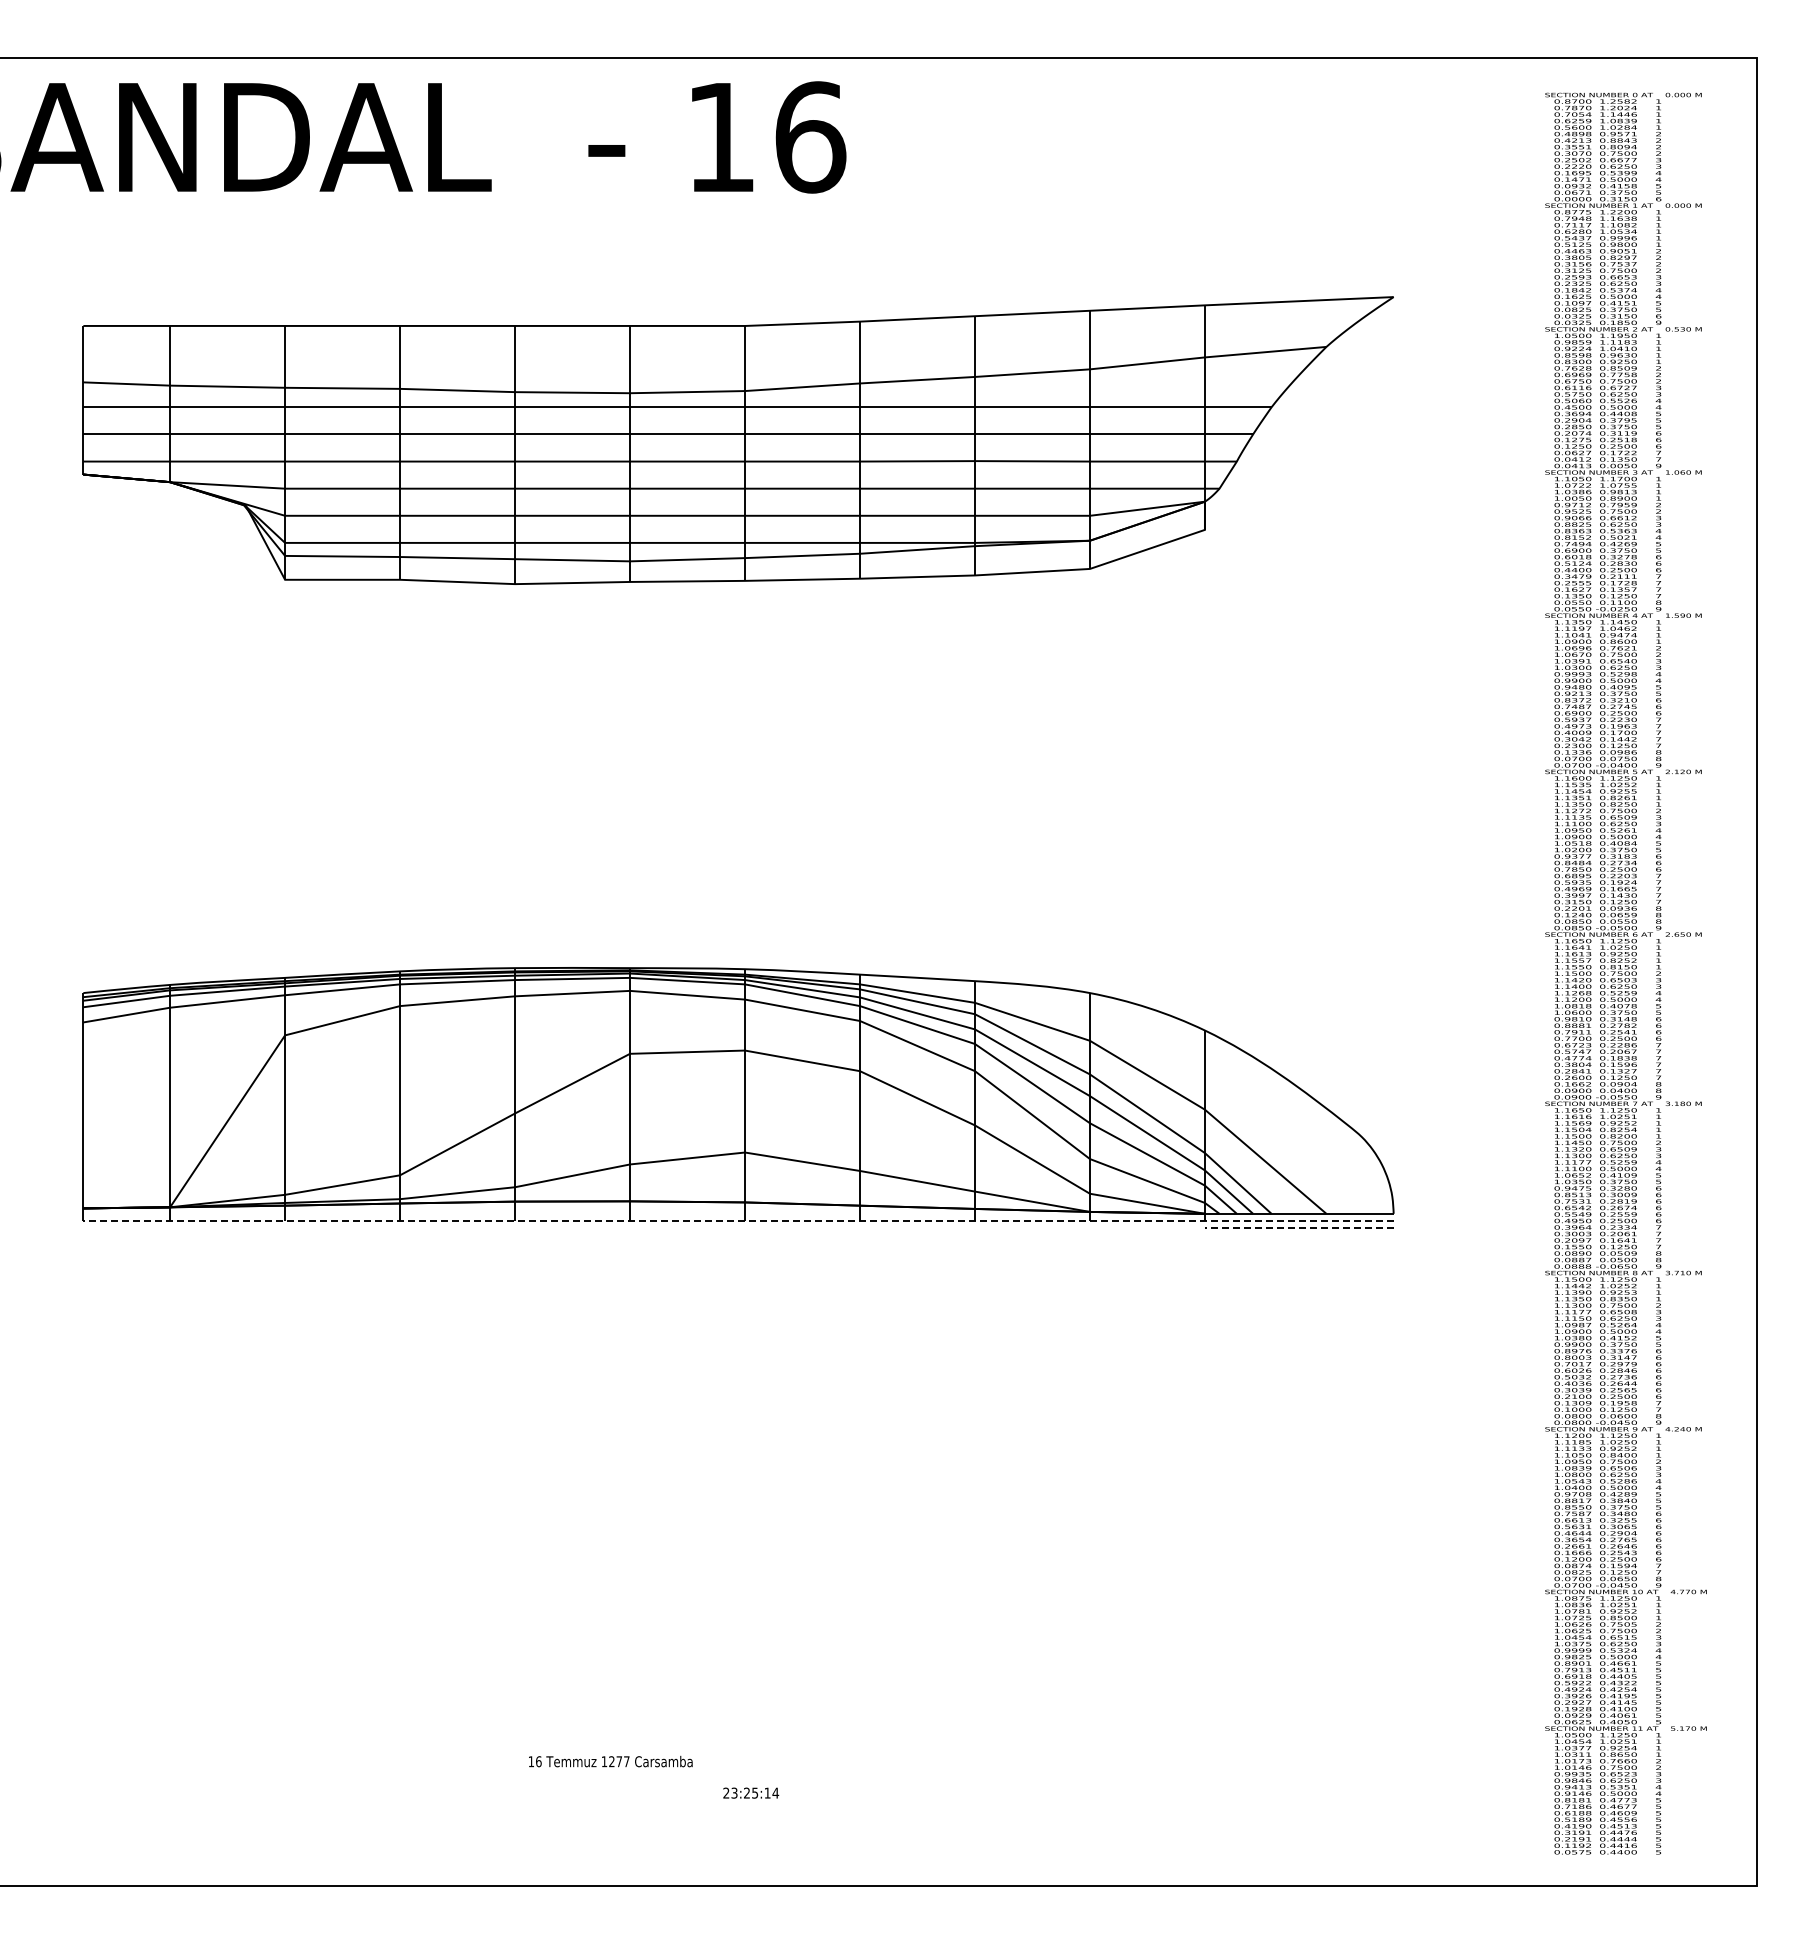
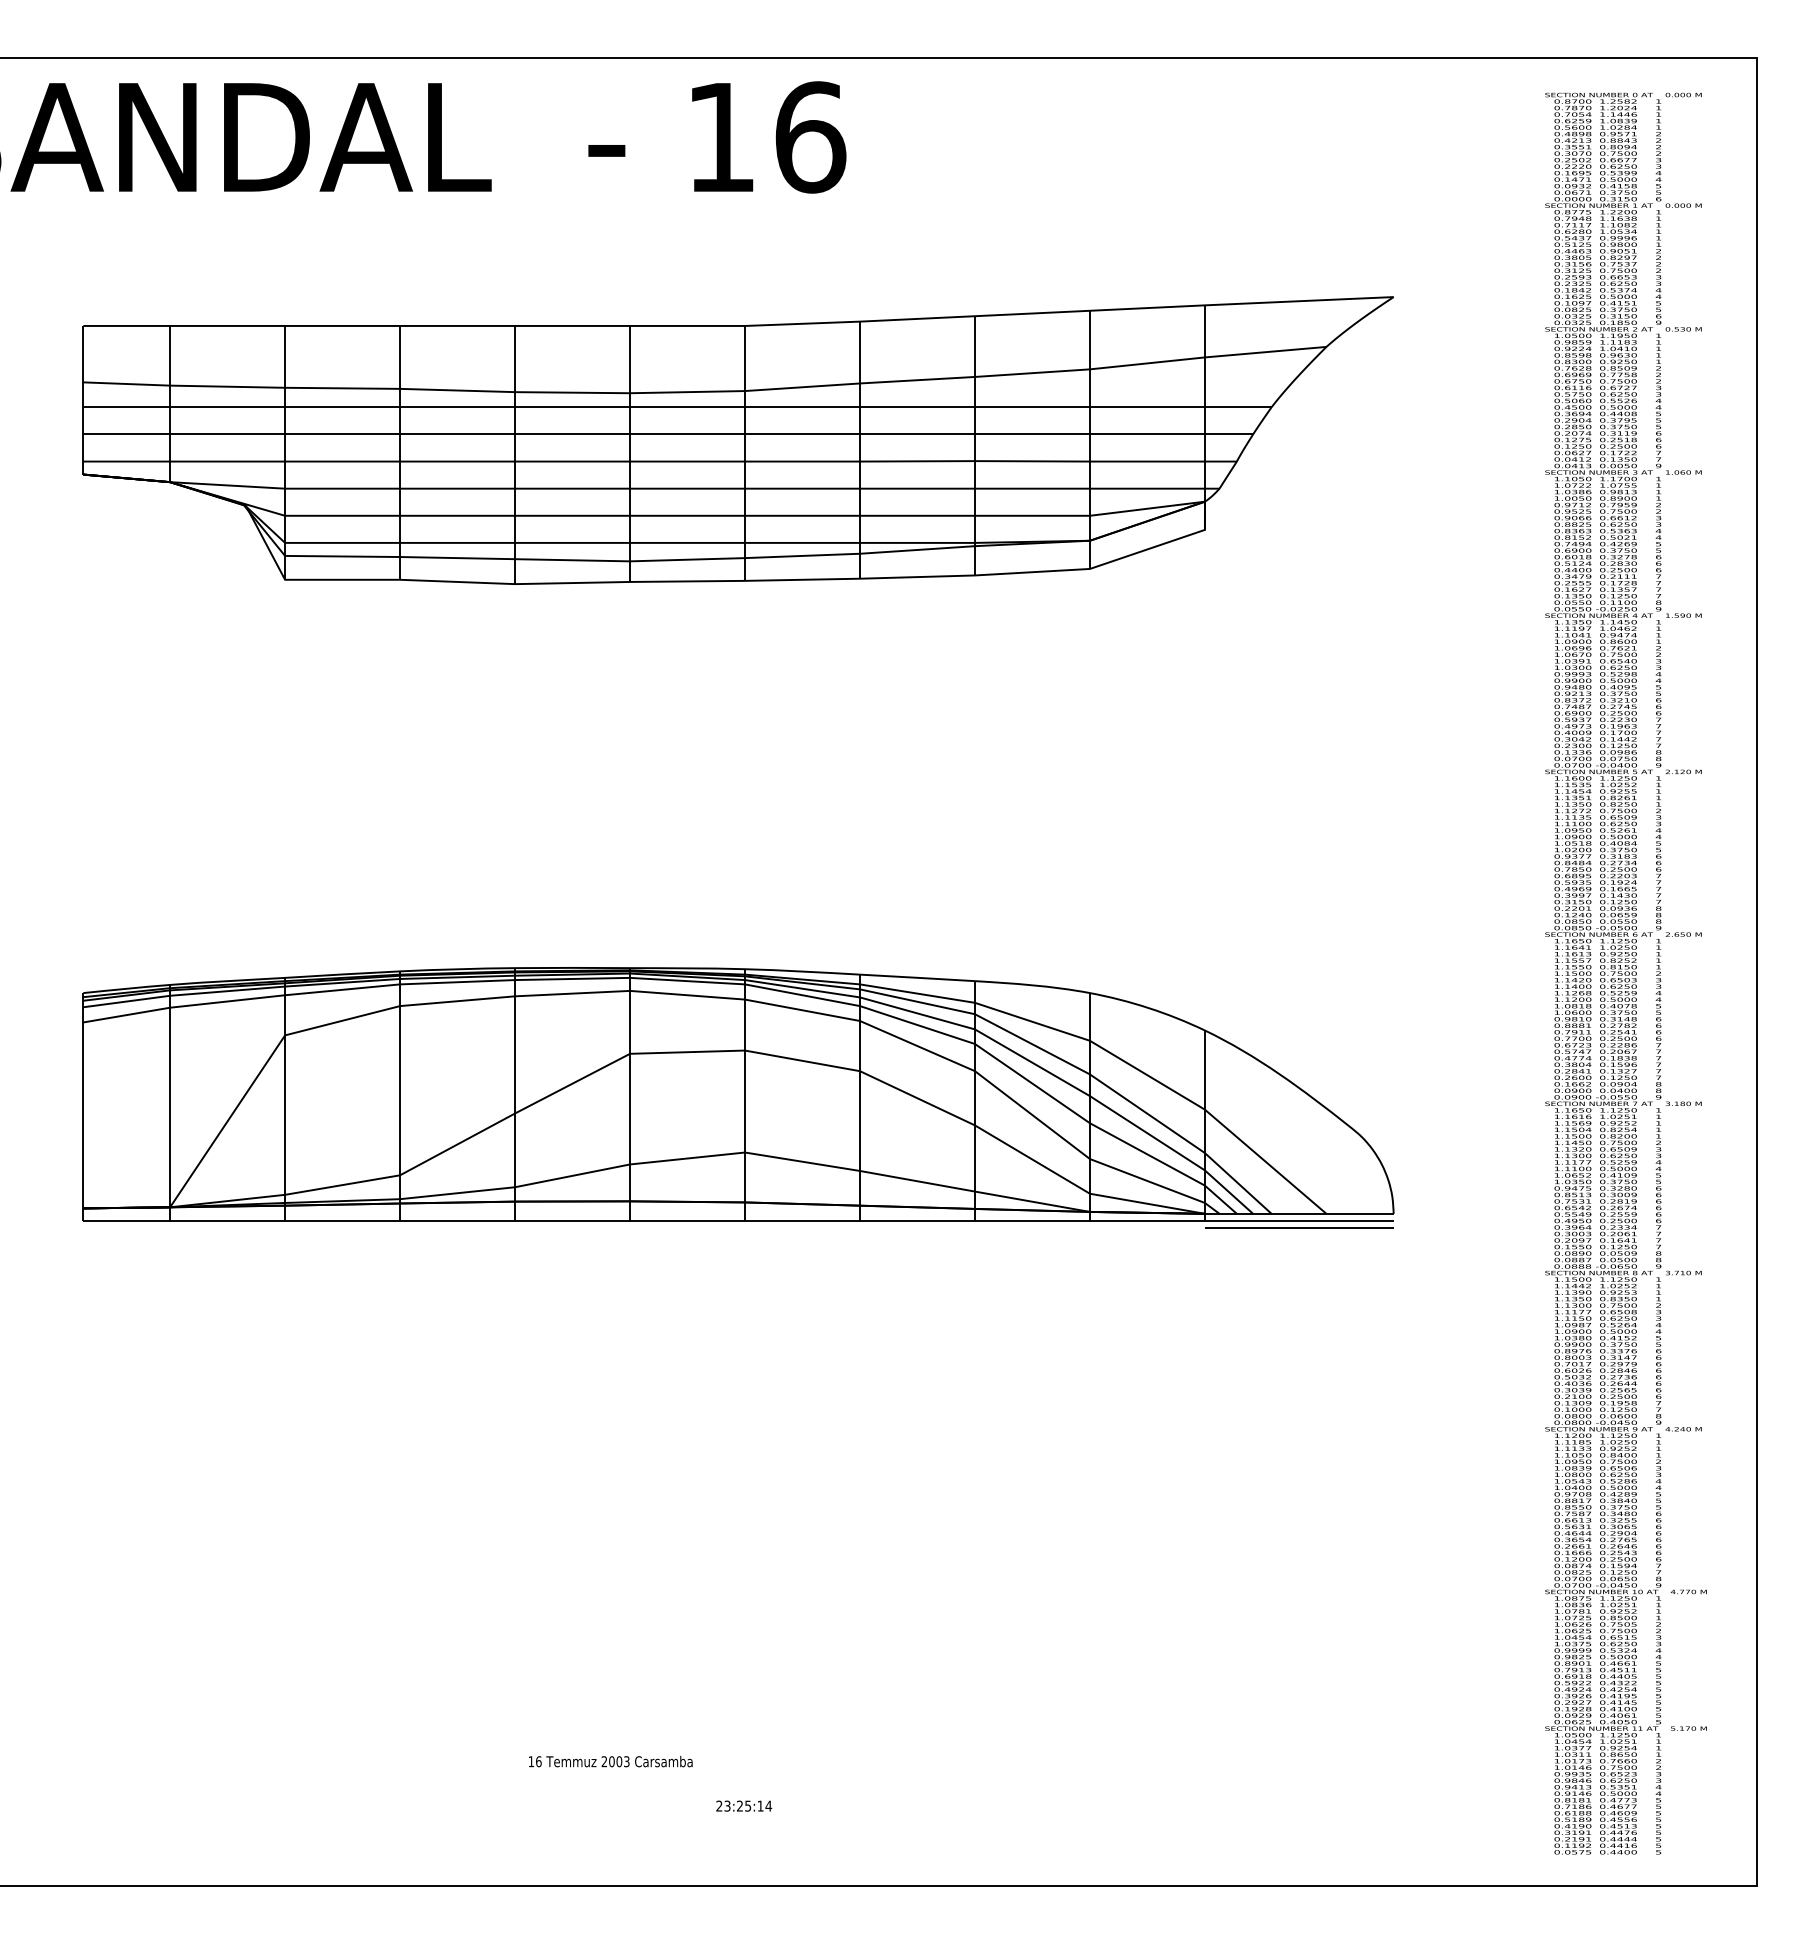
line: dashed -> solid (738, 1220)
line: dashed -> solid (1298, 1227)
text: 1277 -> 2003 (615, 1761)
text position: (751, 1792) -> (744, 1805) (744, 1805)
